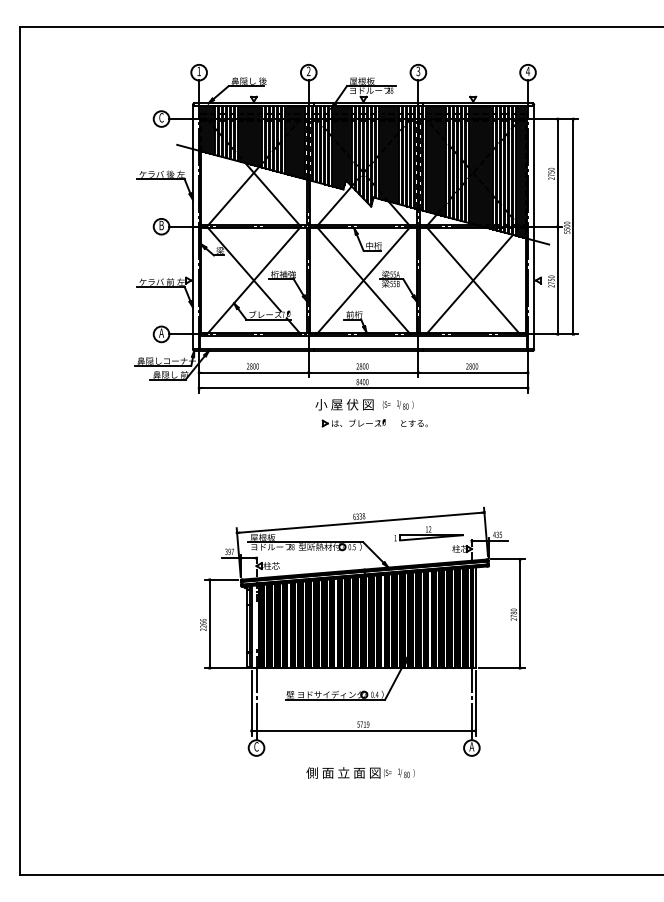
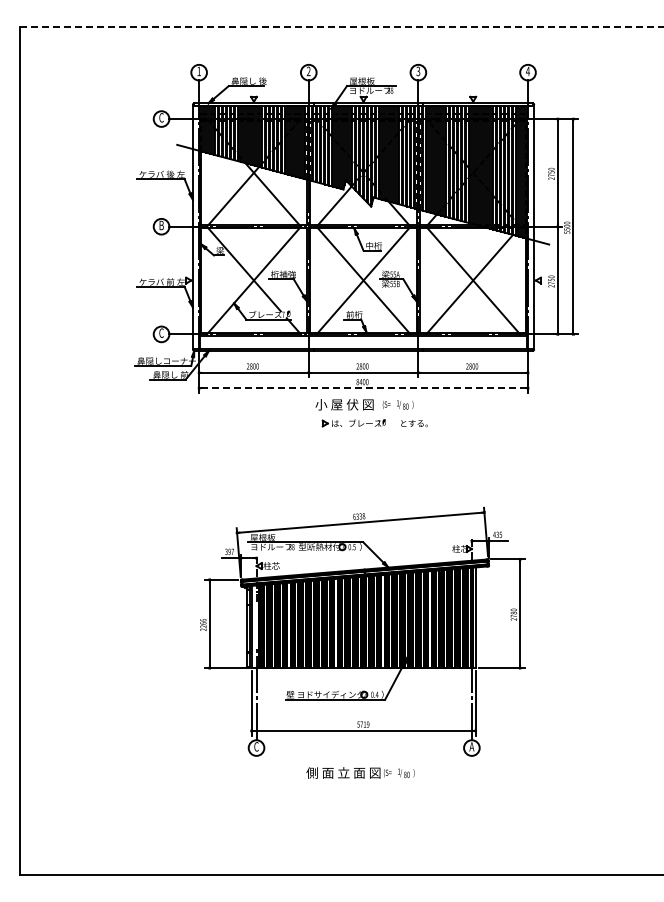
line: solid -> dashed (341, 27)
text: A -> C (161, 332)
line: solid -> dashed (363, 388)
part: present -> none (428, 533)
